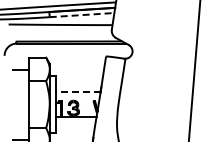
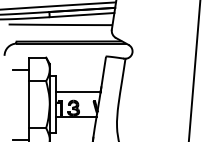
line: dashed -> solid (82, 15)
line: dashed -> solid (77, 92)
